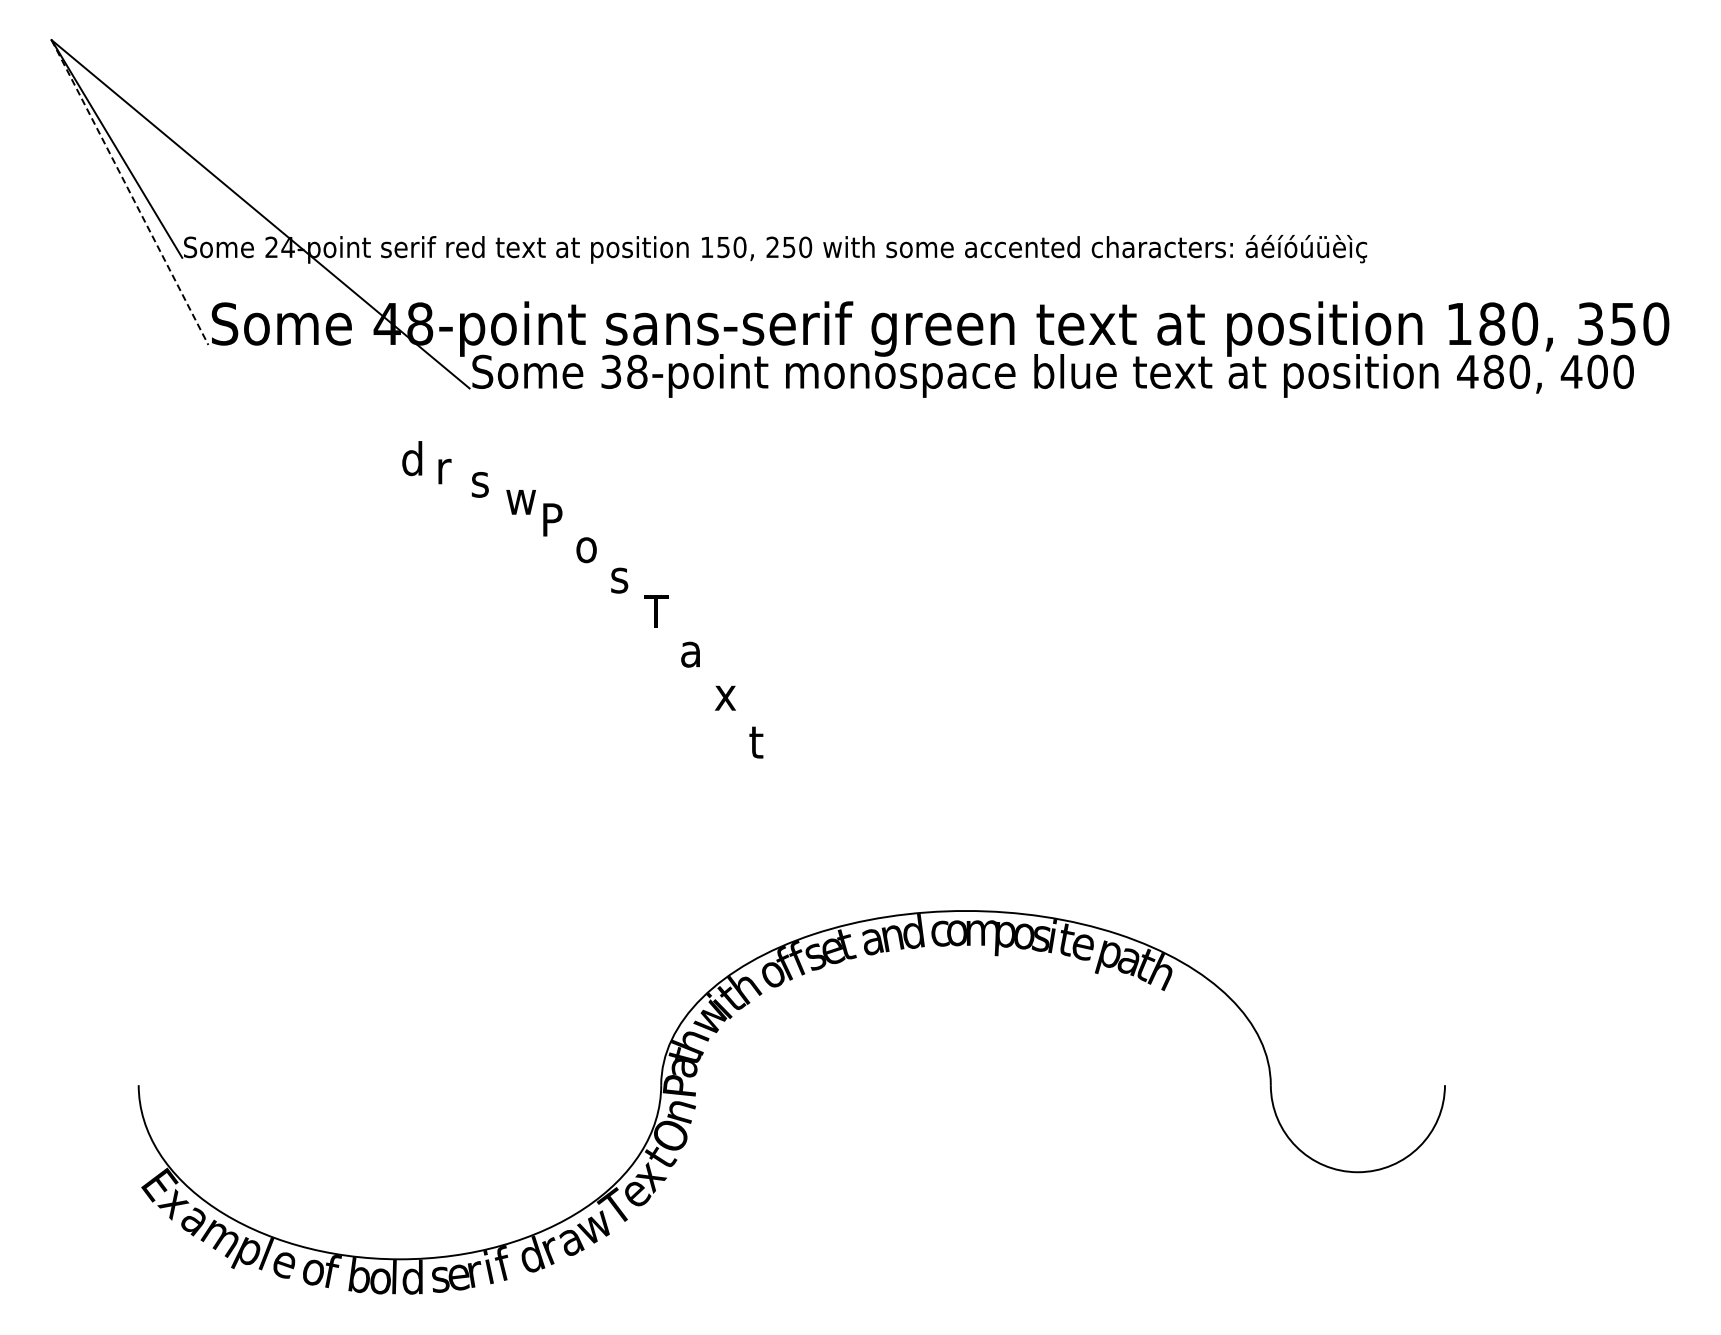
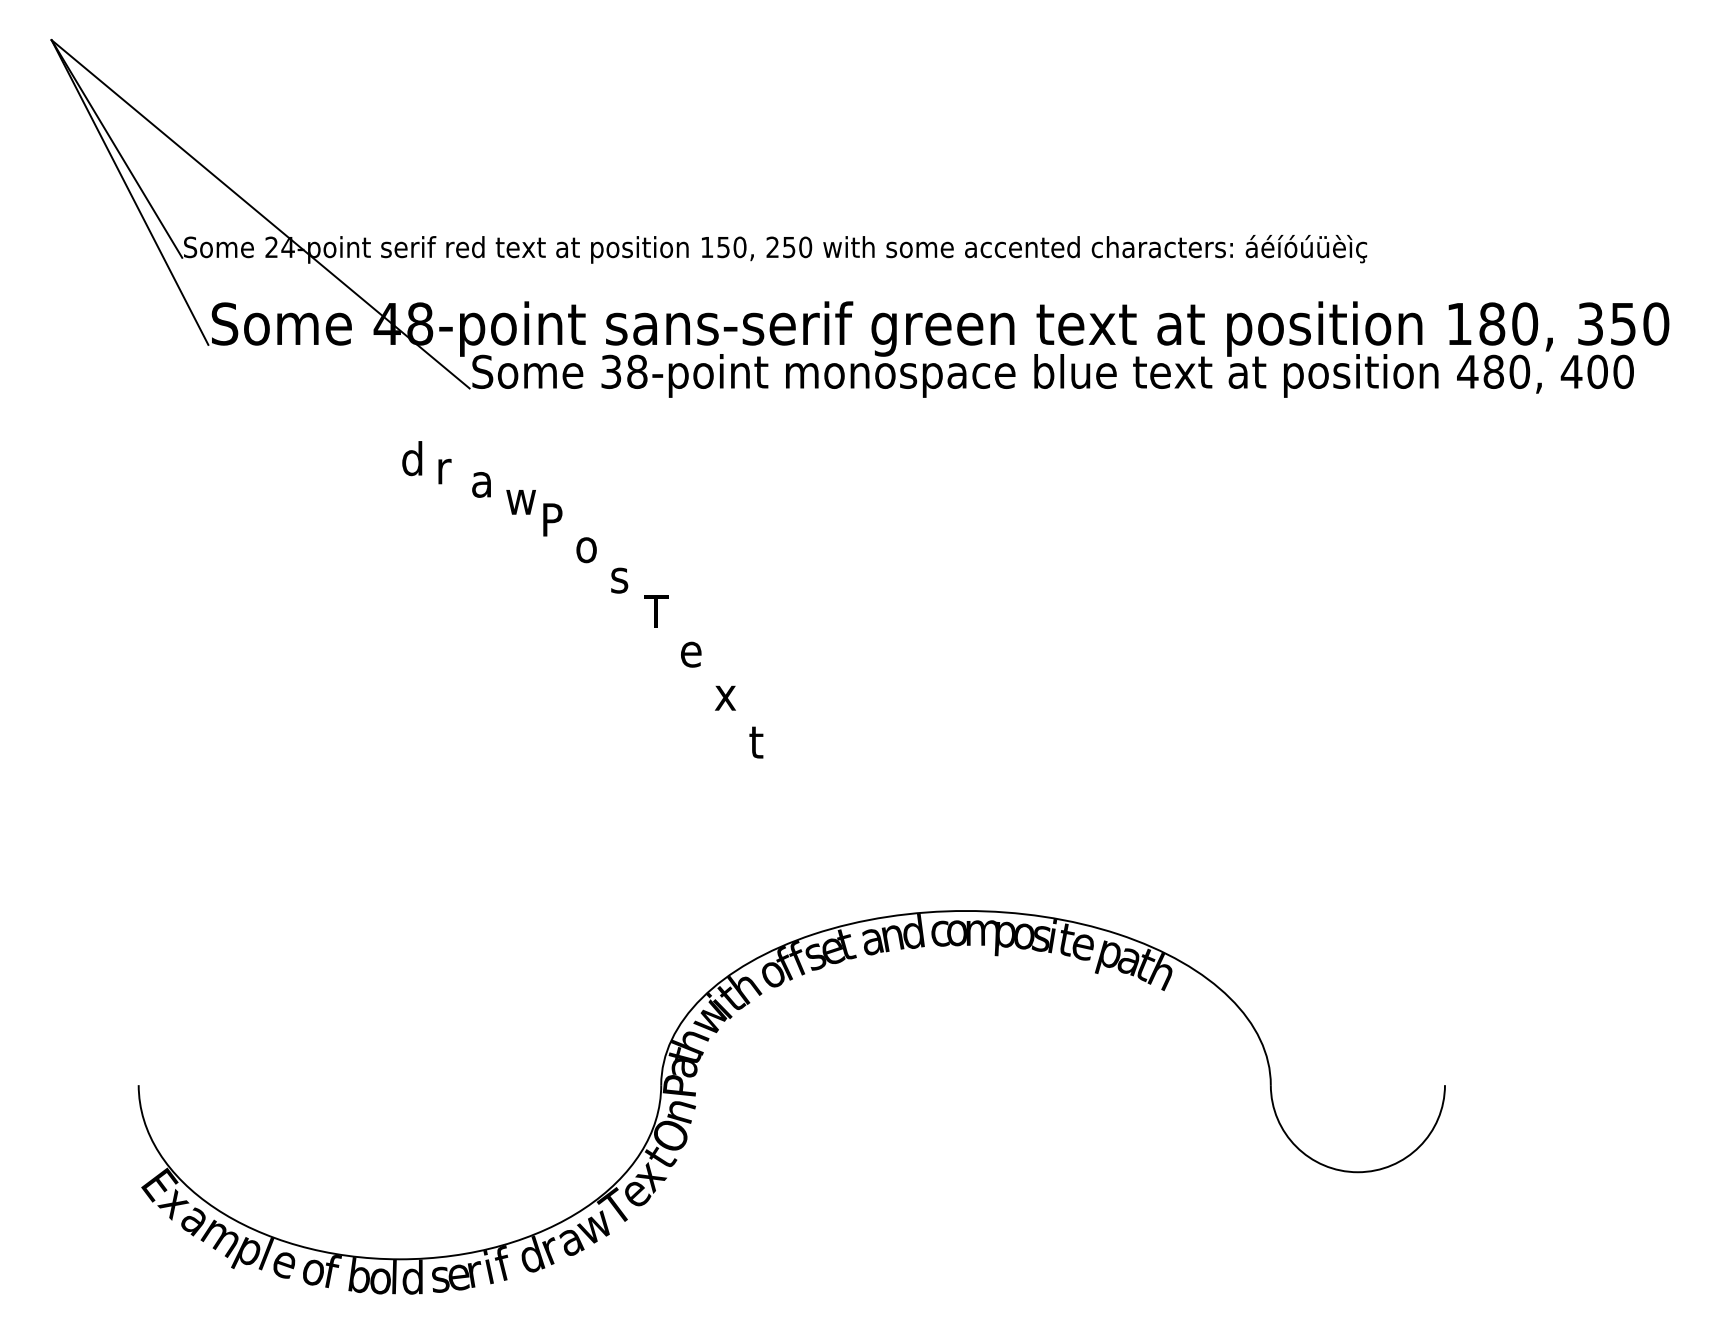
line: dashed -> solid (130, 192)
text: s -> a (480, 484)
text: a -> e (691, 654)
